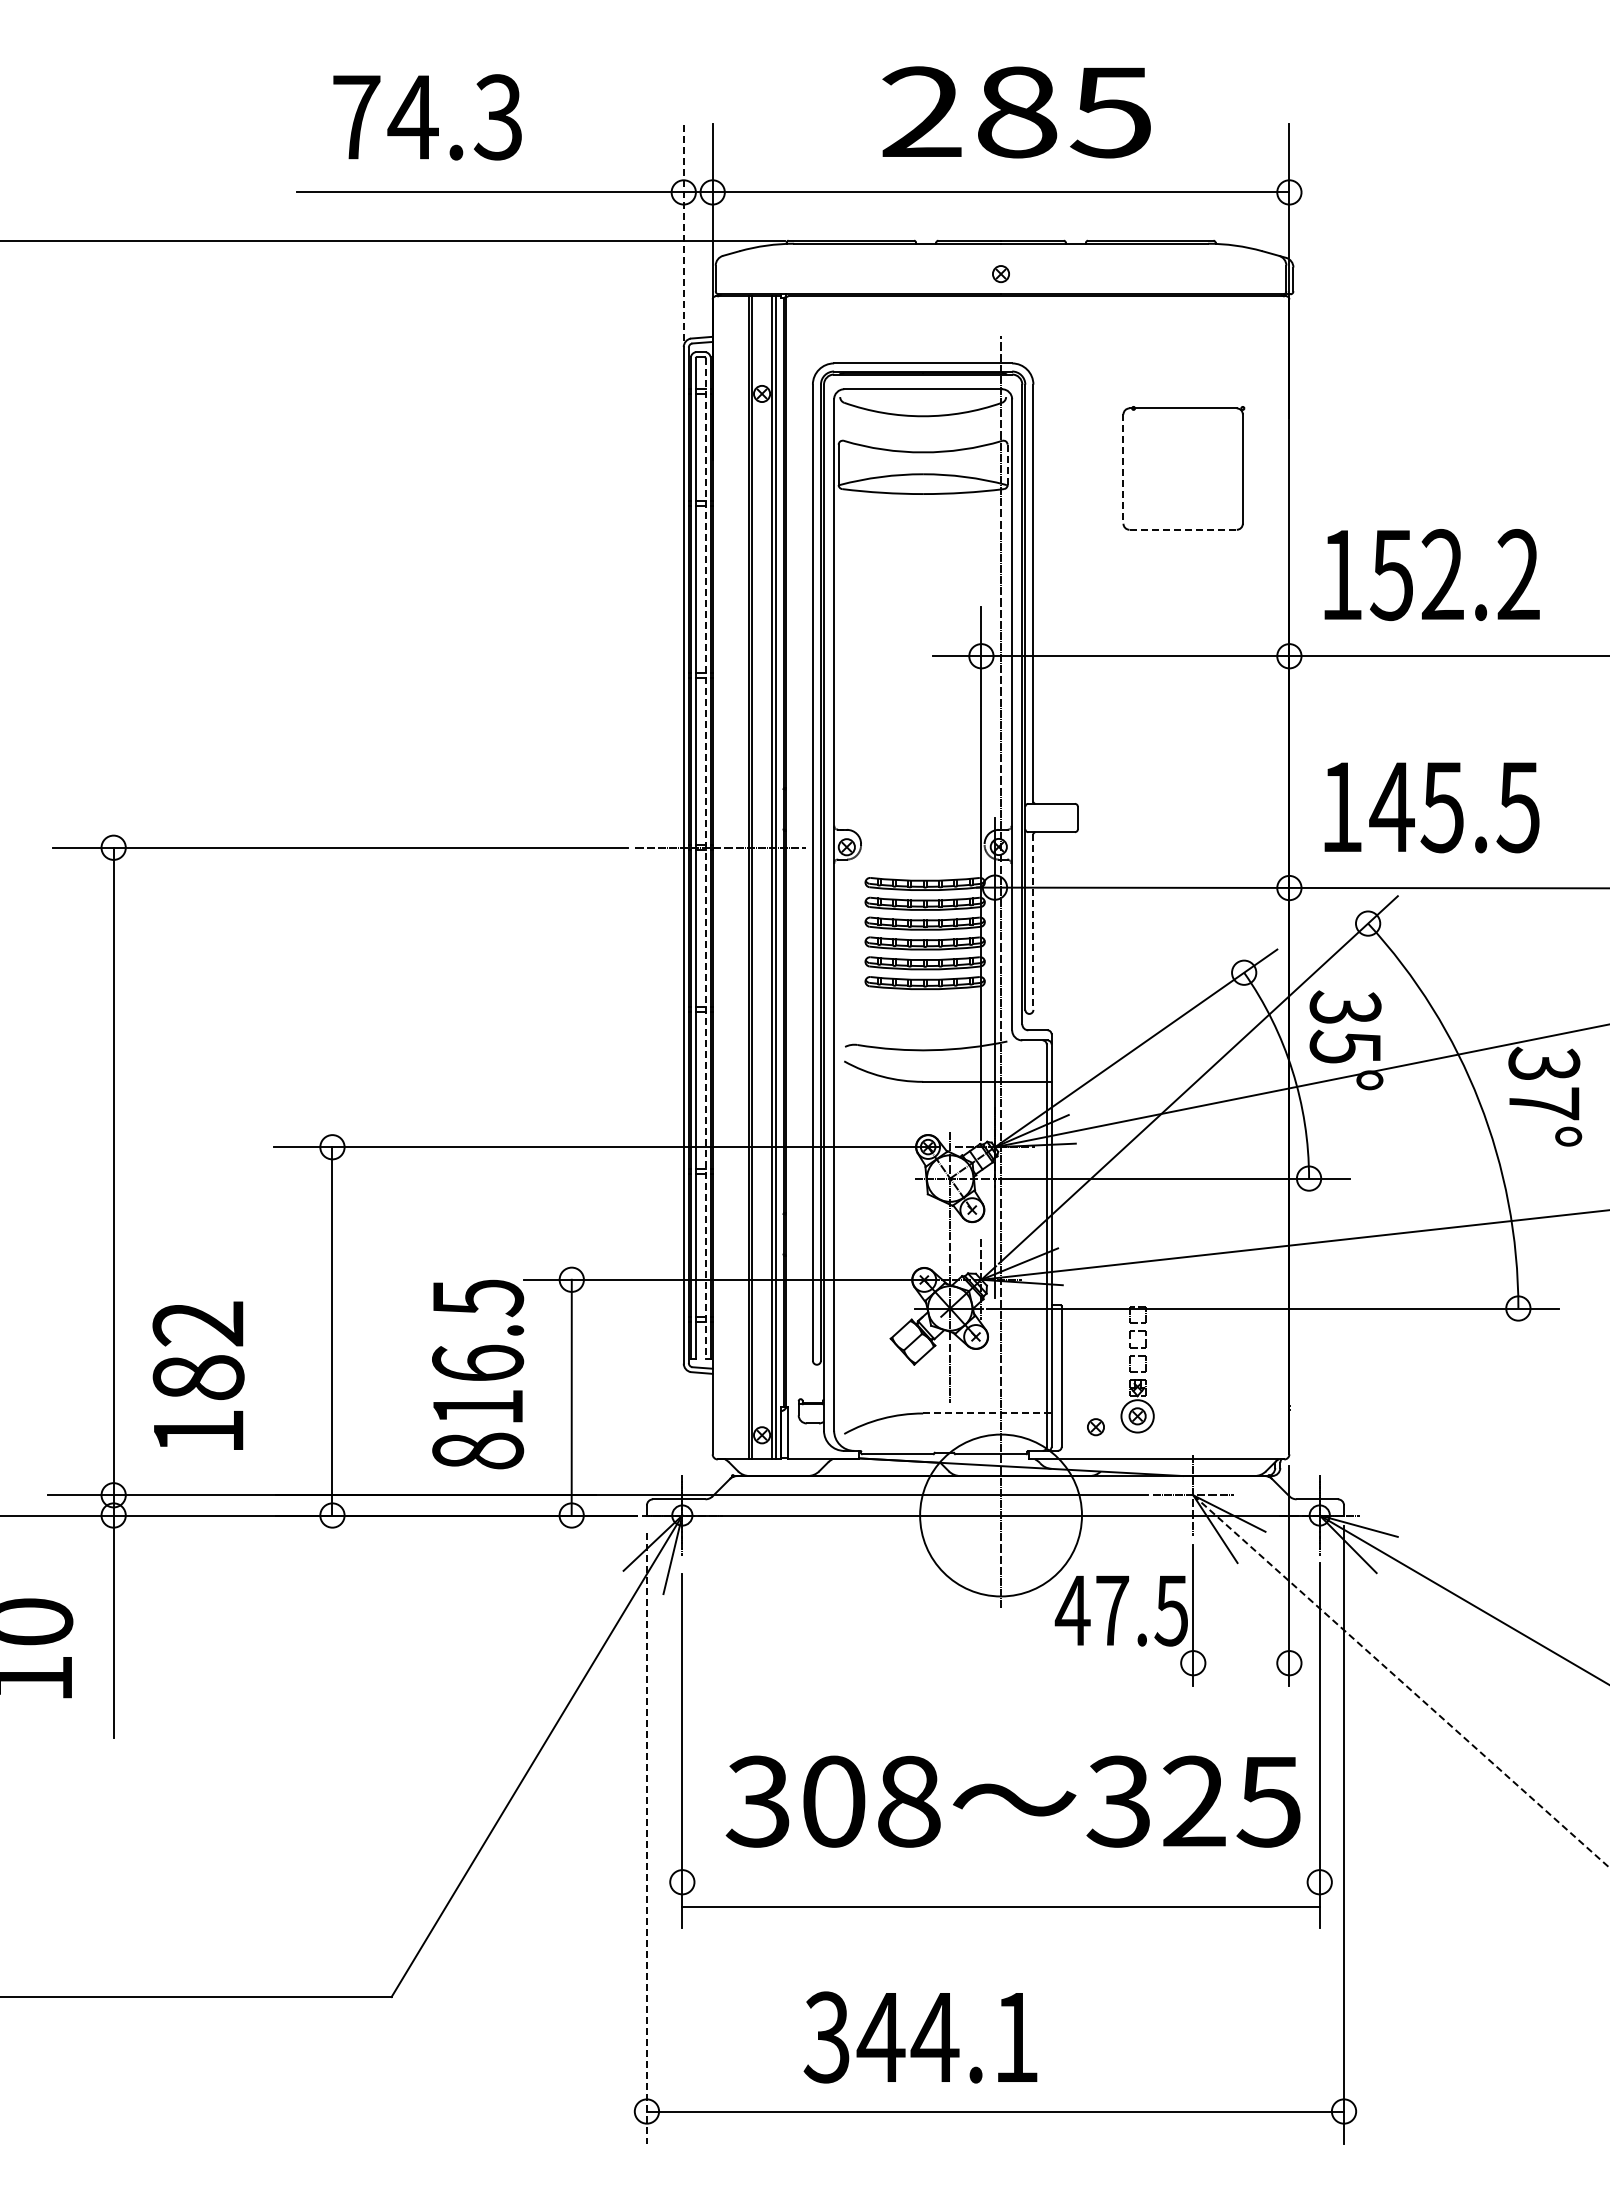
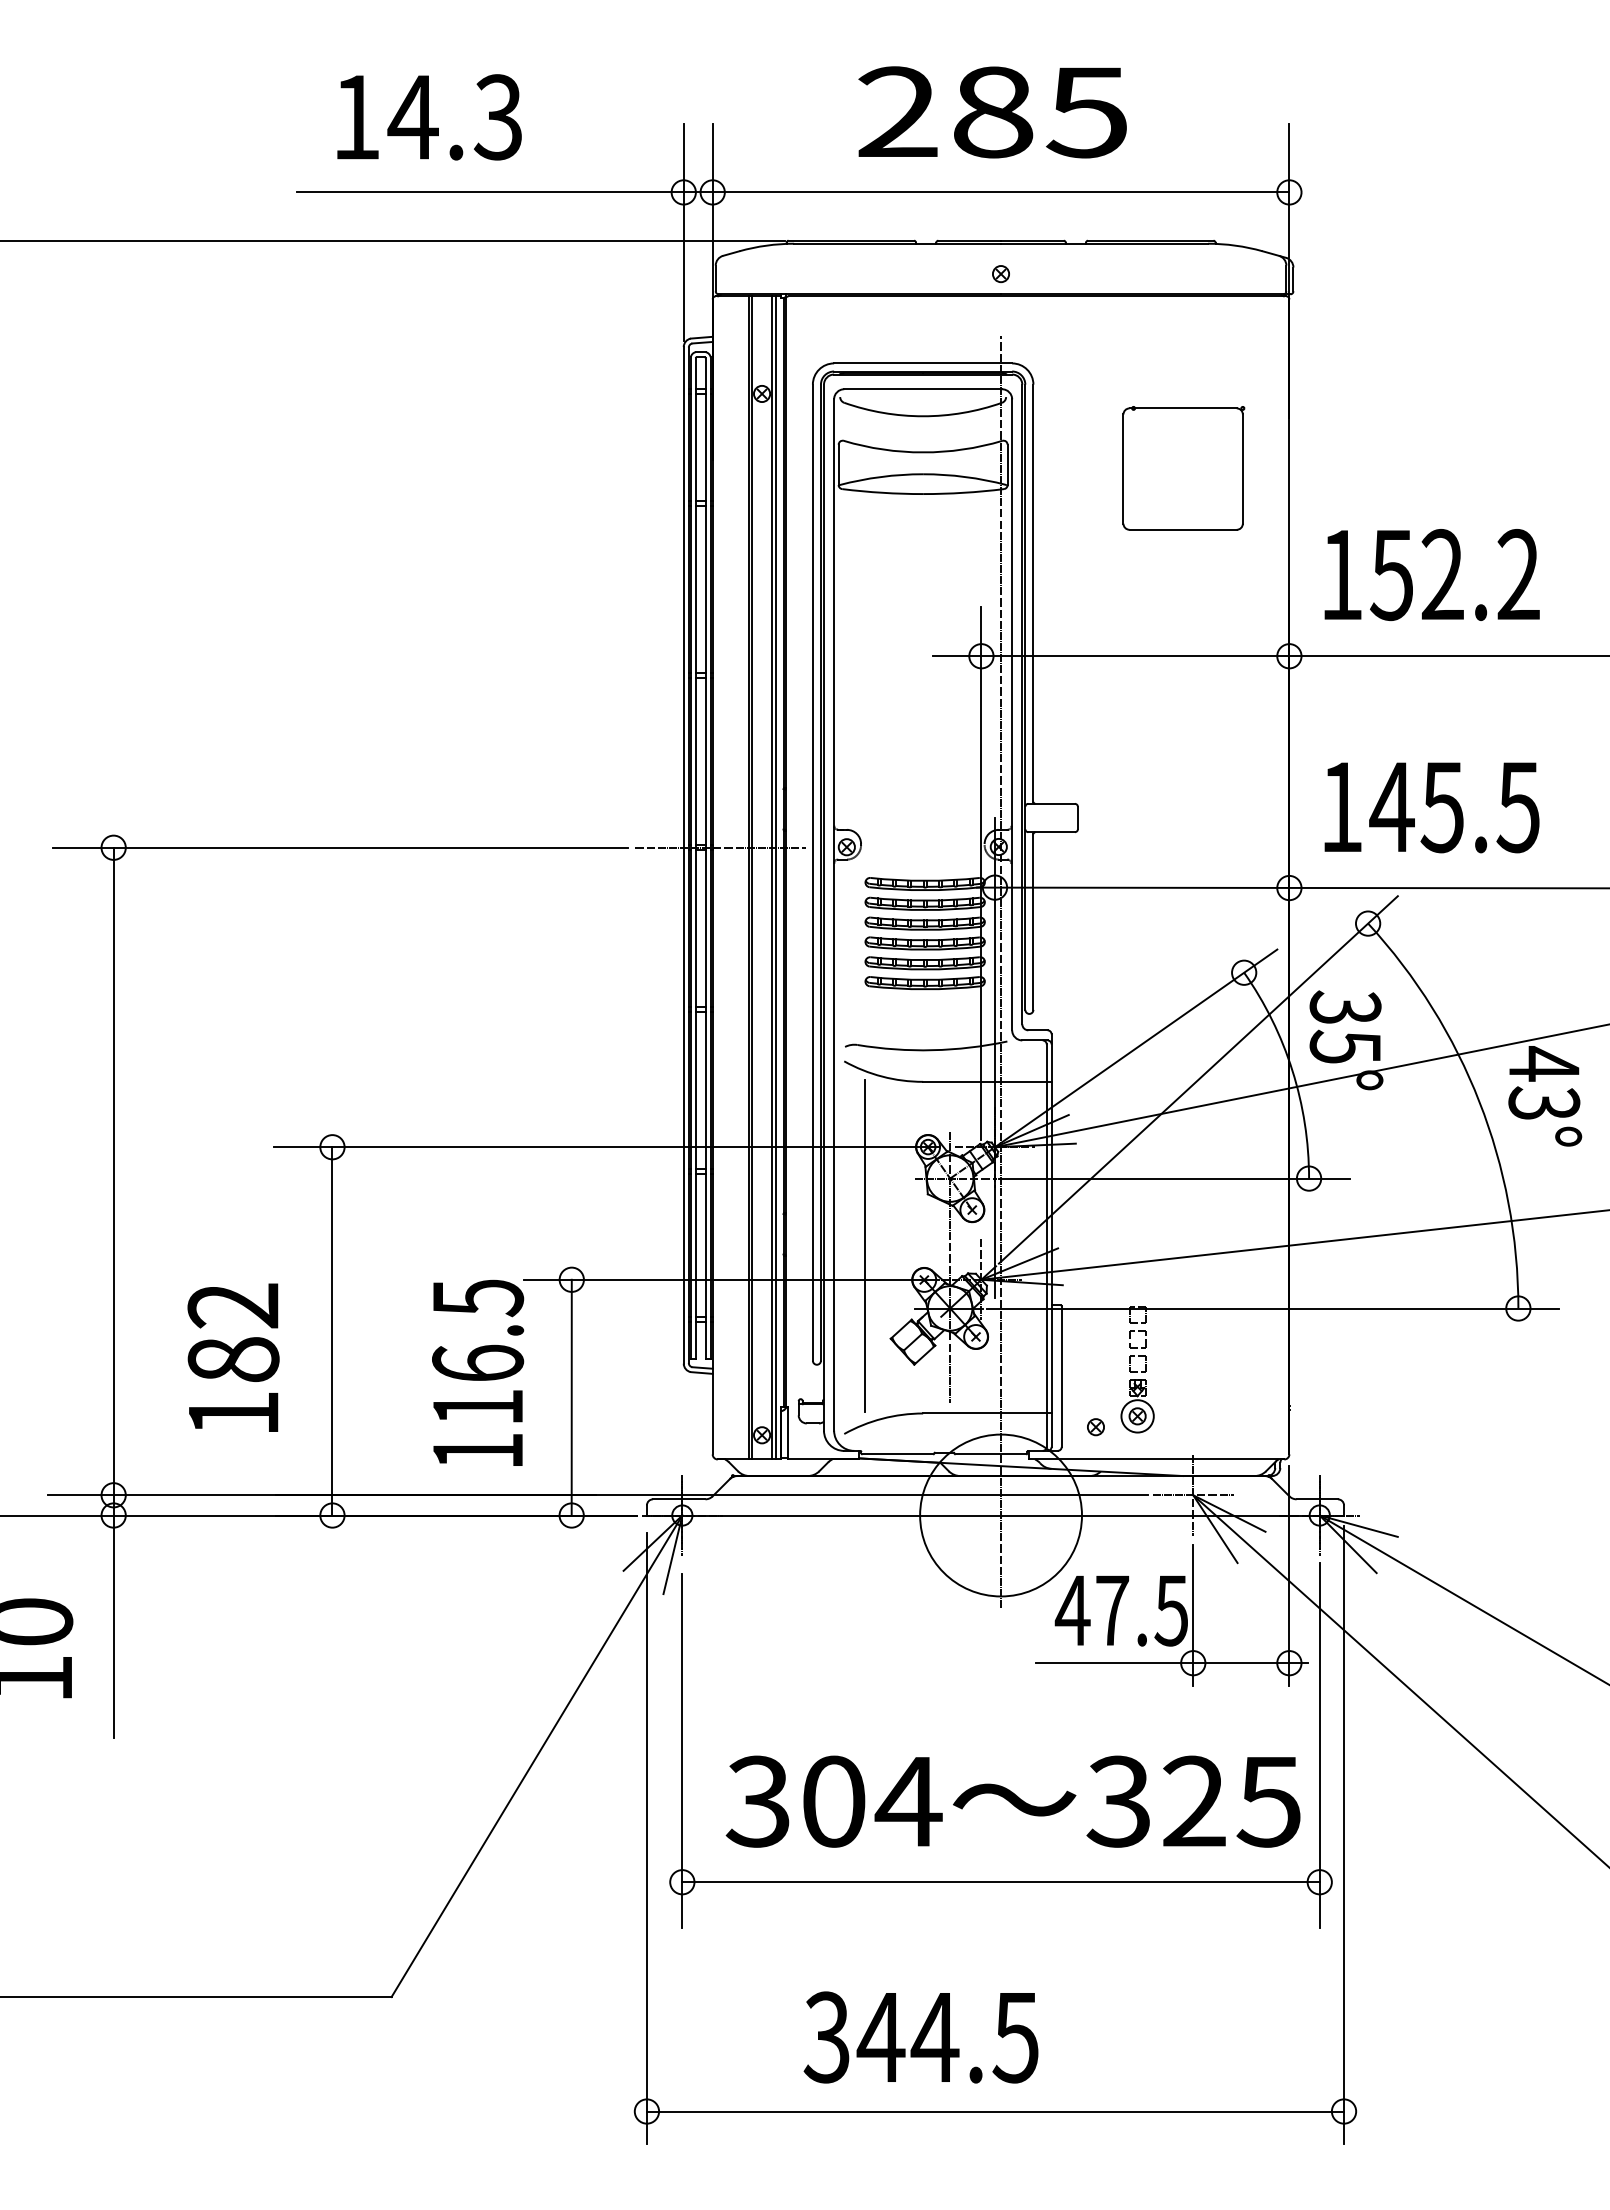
text position: (1016, 112) -> (992, 112) (992, 112)
text: 74.3 -> 14.3 (356, 117)
line: dashed -> solid (683, 232)
line: dashed -> solid (1007, 465)
line: dashed -> solid (1123, 469)
line: dashed -> solid (1183, 529)
line: dashed -> solid (705, 858)
line: dashed -> solid (1033, 922)
text: 37° -> 43° (1544, 1083)
line: none -> present (865, 1245)
text position: (198, 1375) -> (233, 1357) (233, 1357)
line: dashed -> solid (987, 1413)
text: 816.5 -> 116.5 (478, 1450)
line: none -> present (1171, 1663)
line: dashed -> solid (1401, 1681)
text: 308 -> 304 (908, 1801)
line: dashed -> solid (646, 1838)
line position: (1000, 1907) -> (1000, 1882) (1000, 1882)
text: 344.1 -> 344.5 (1015, 2038)
